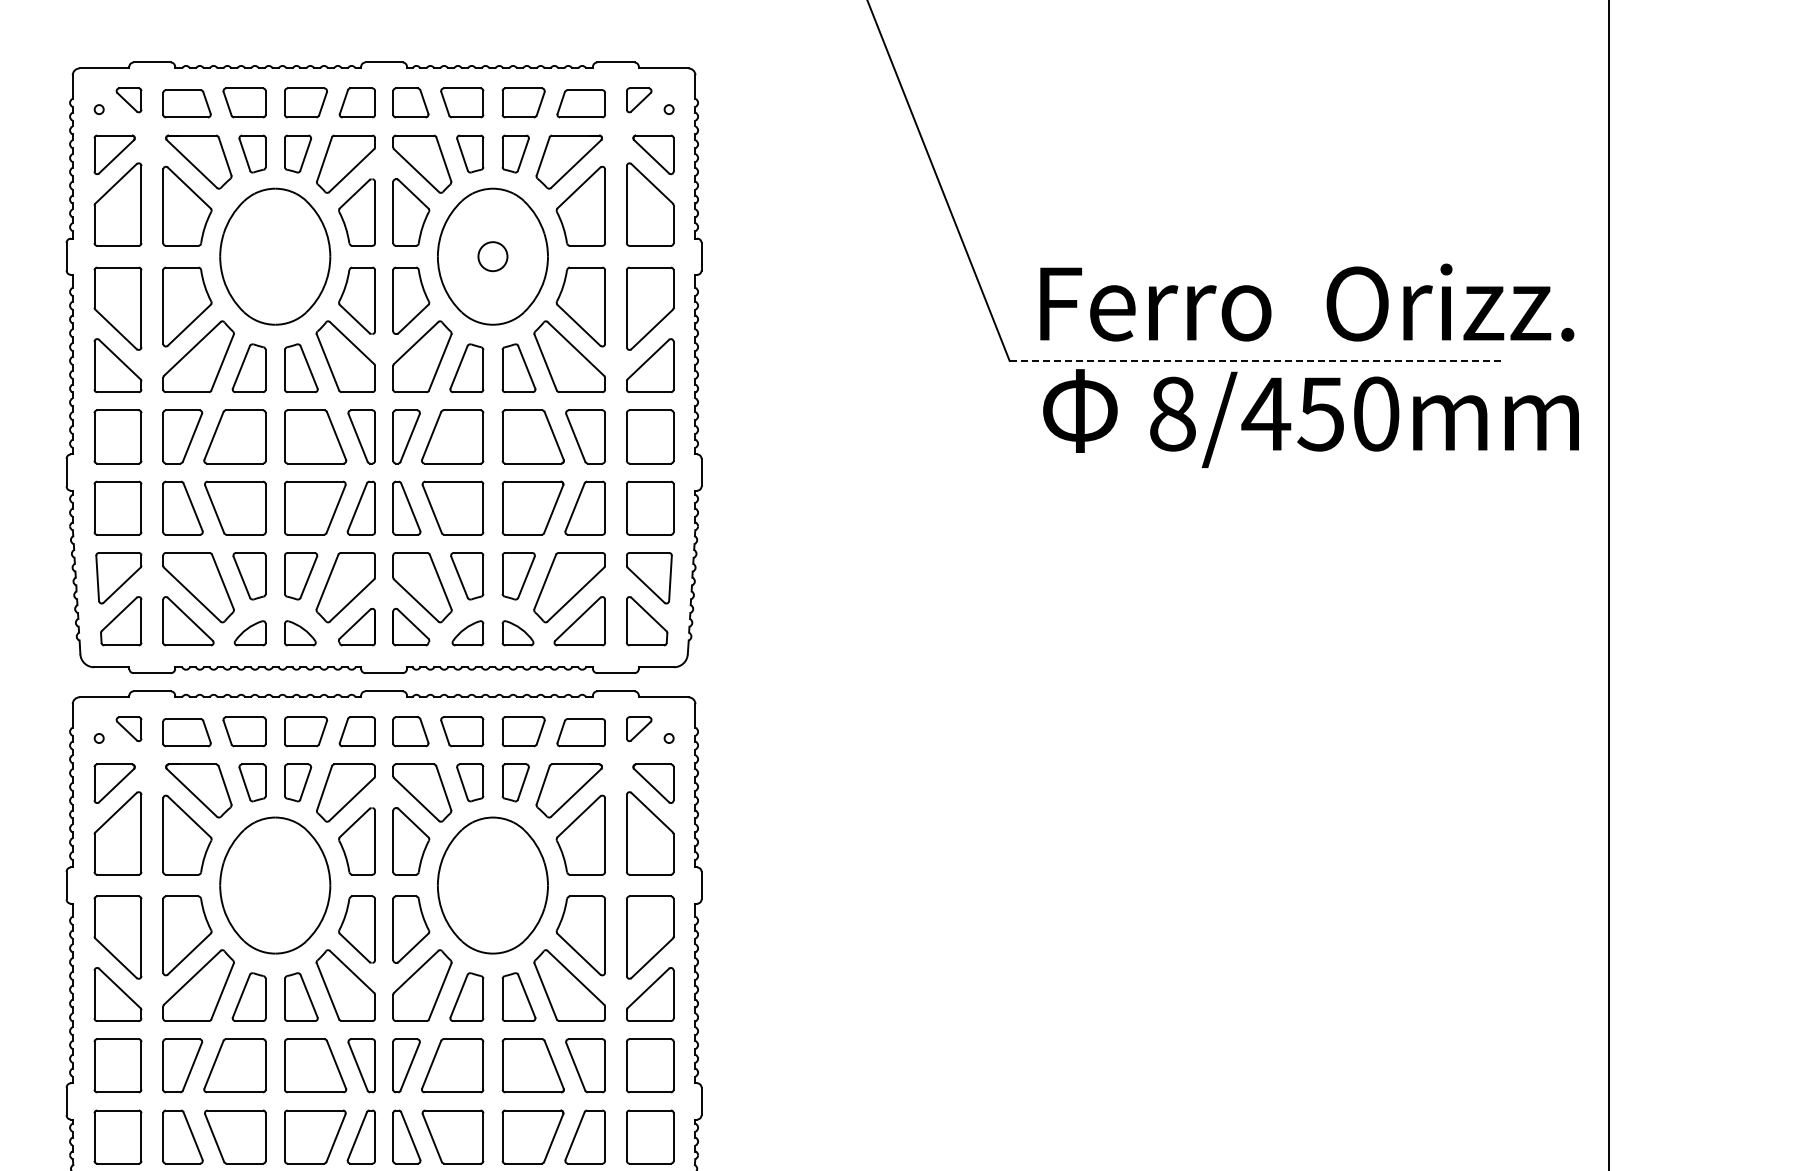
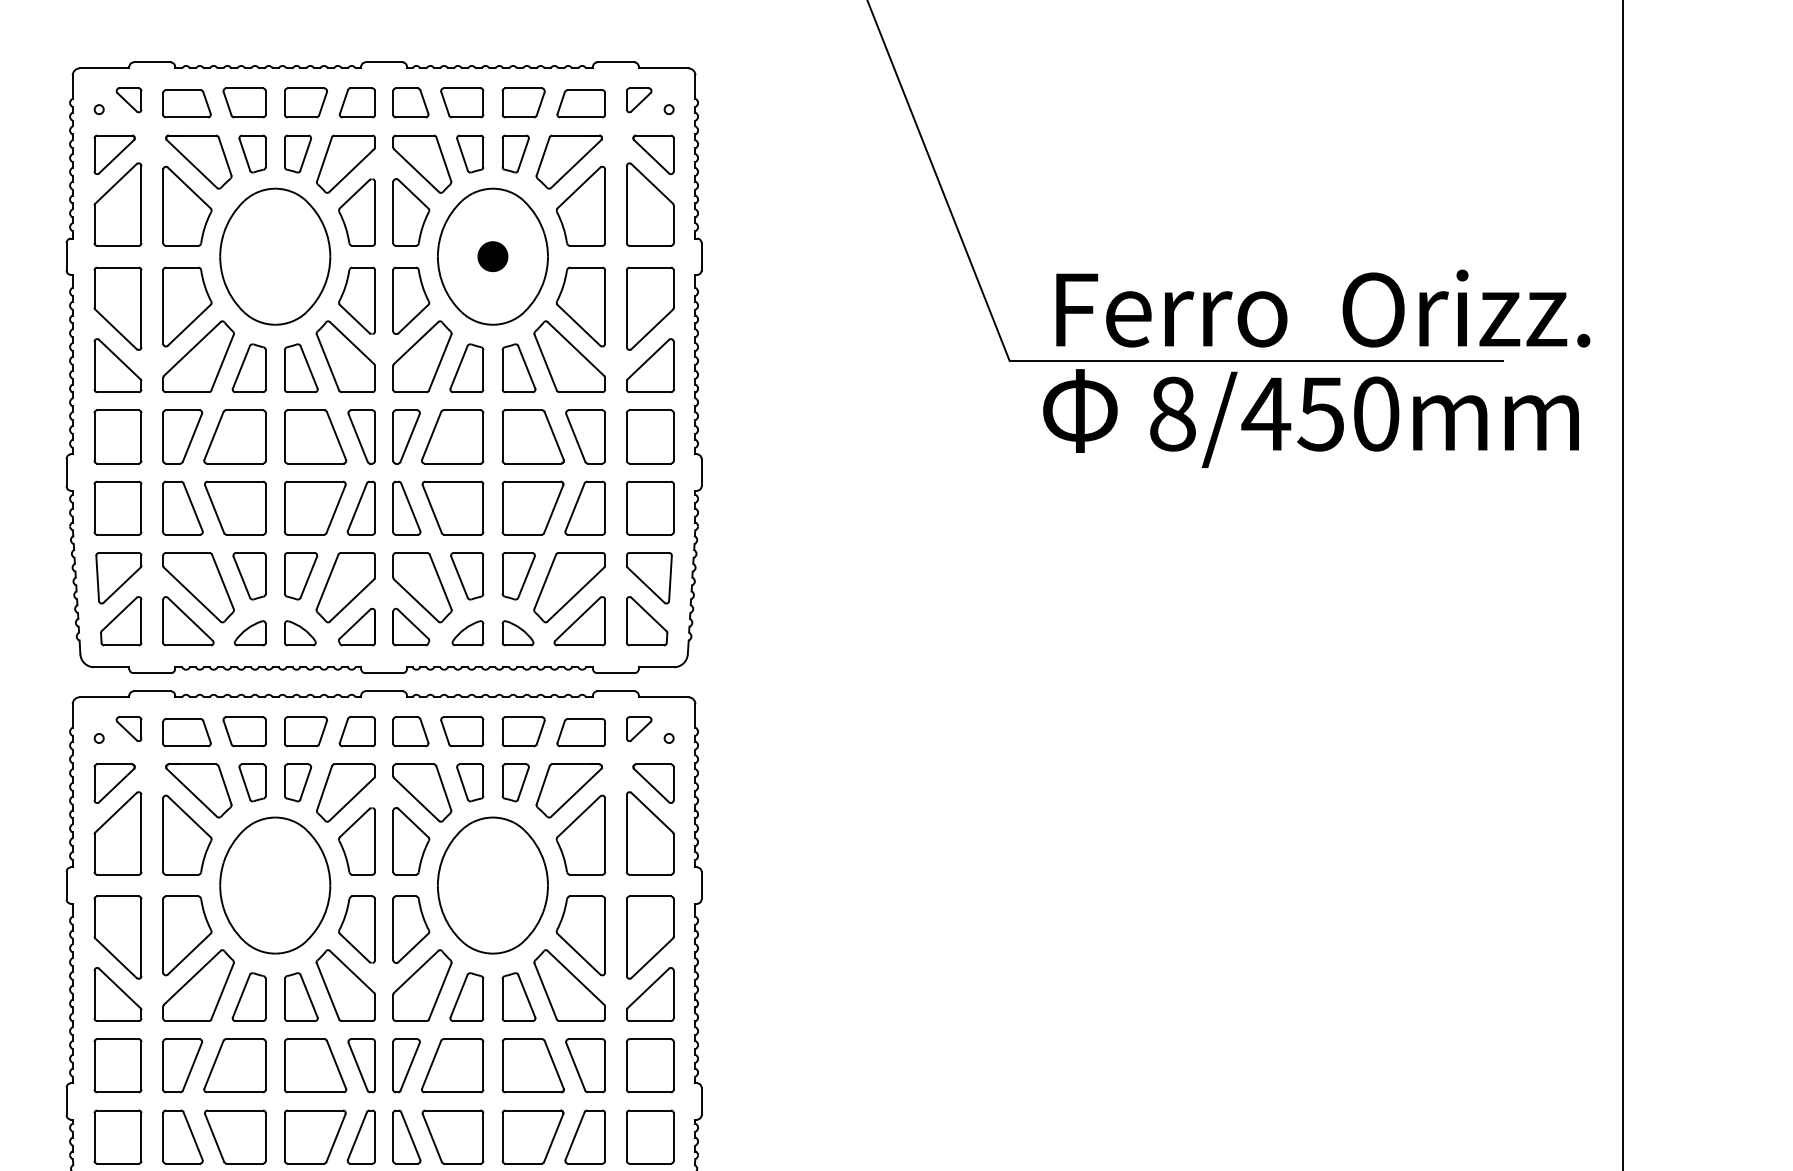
fill: none -> present (492, 256)
text position: (1307, 302) -> (1323, 308) (1323, 308)
line: dashed -> solid (1256, 360)
line position: (1608, 584) -> (1622, 584) (1622, 584)
